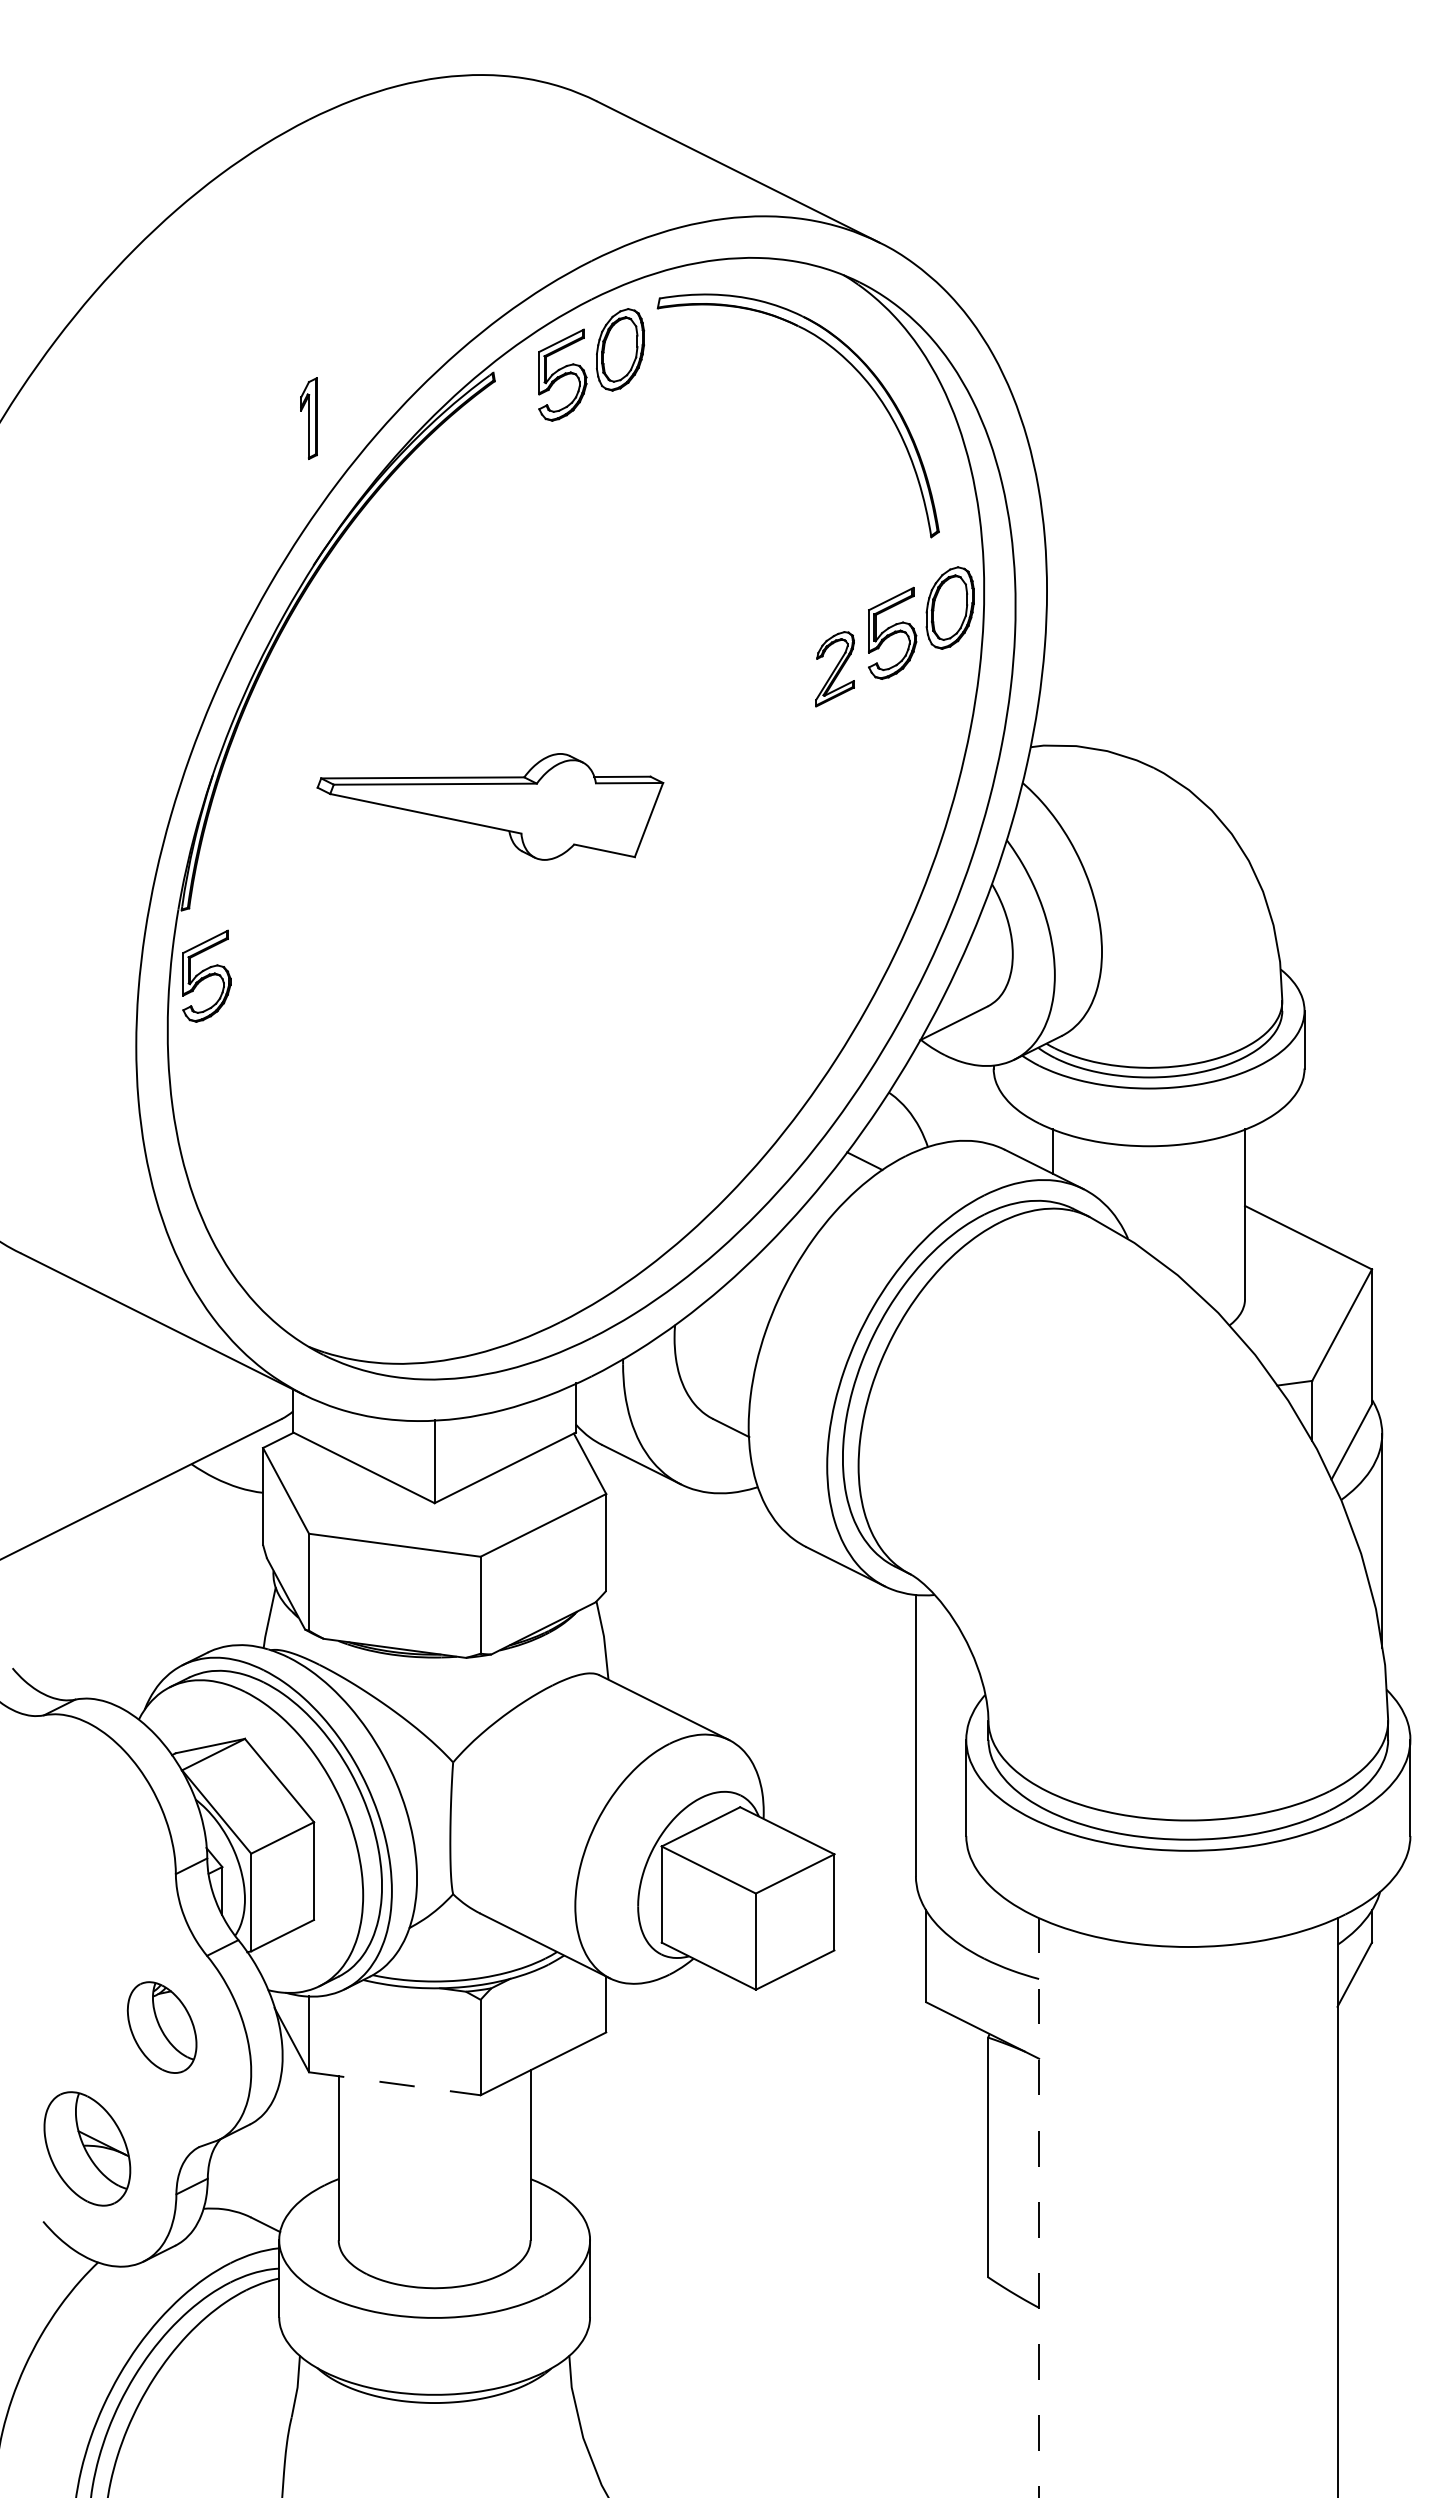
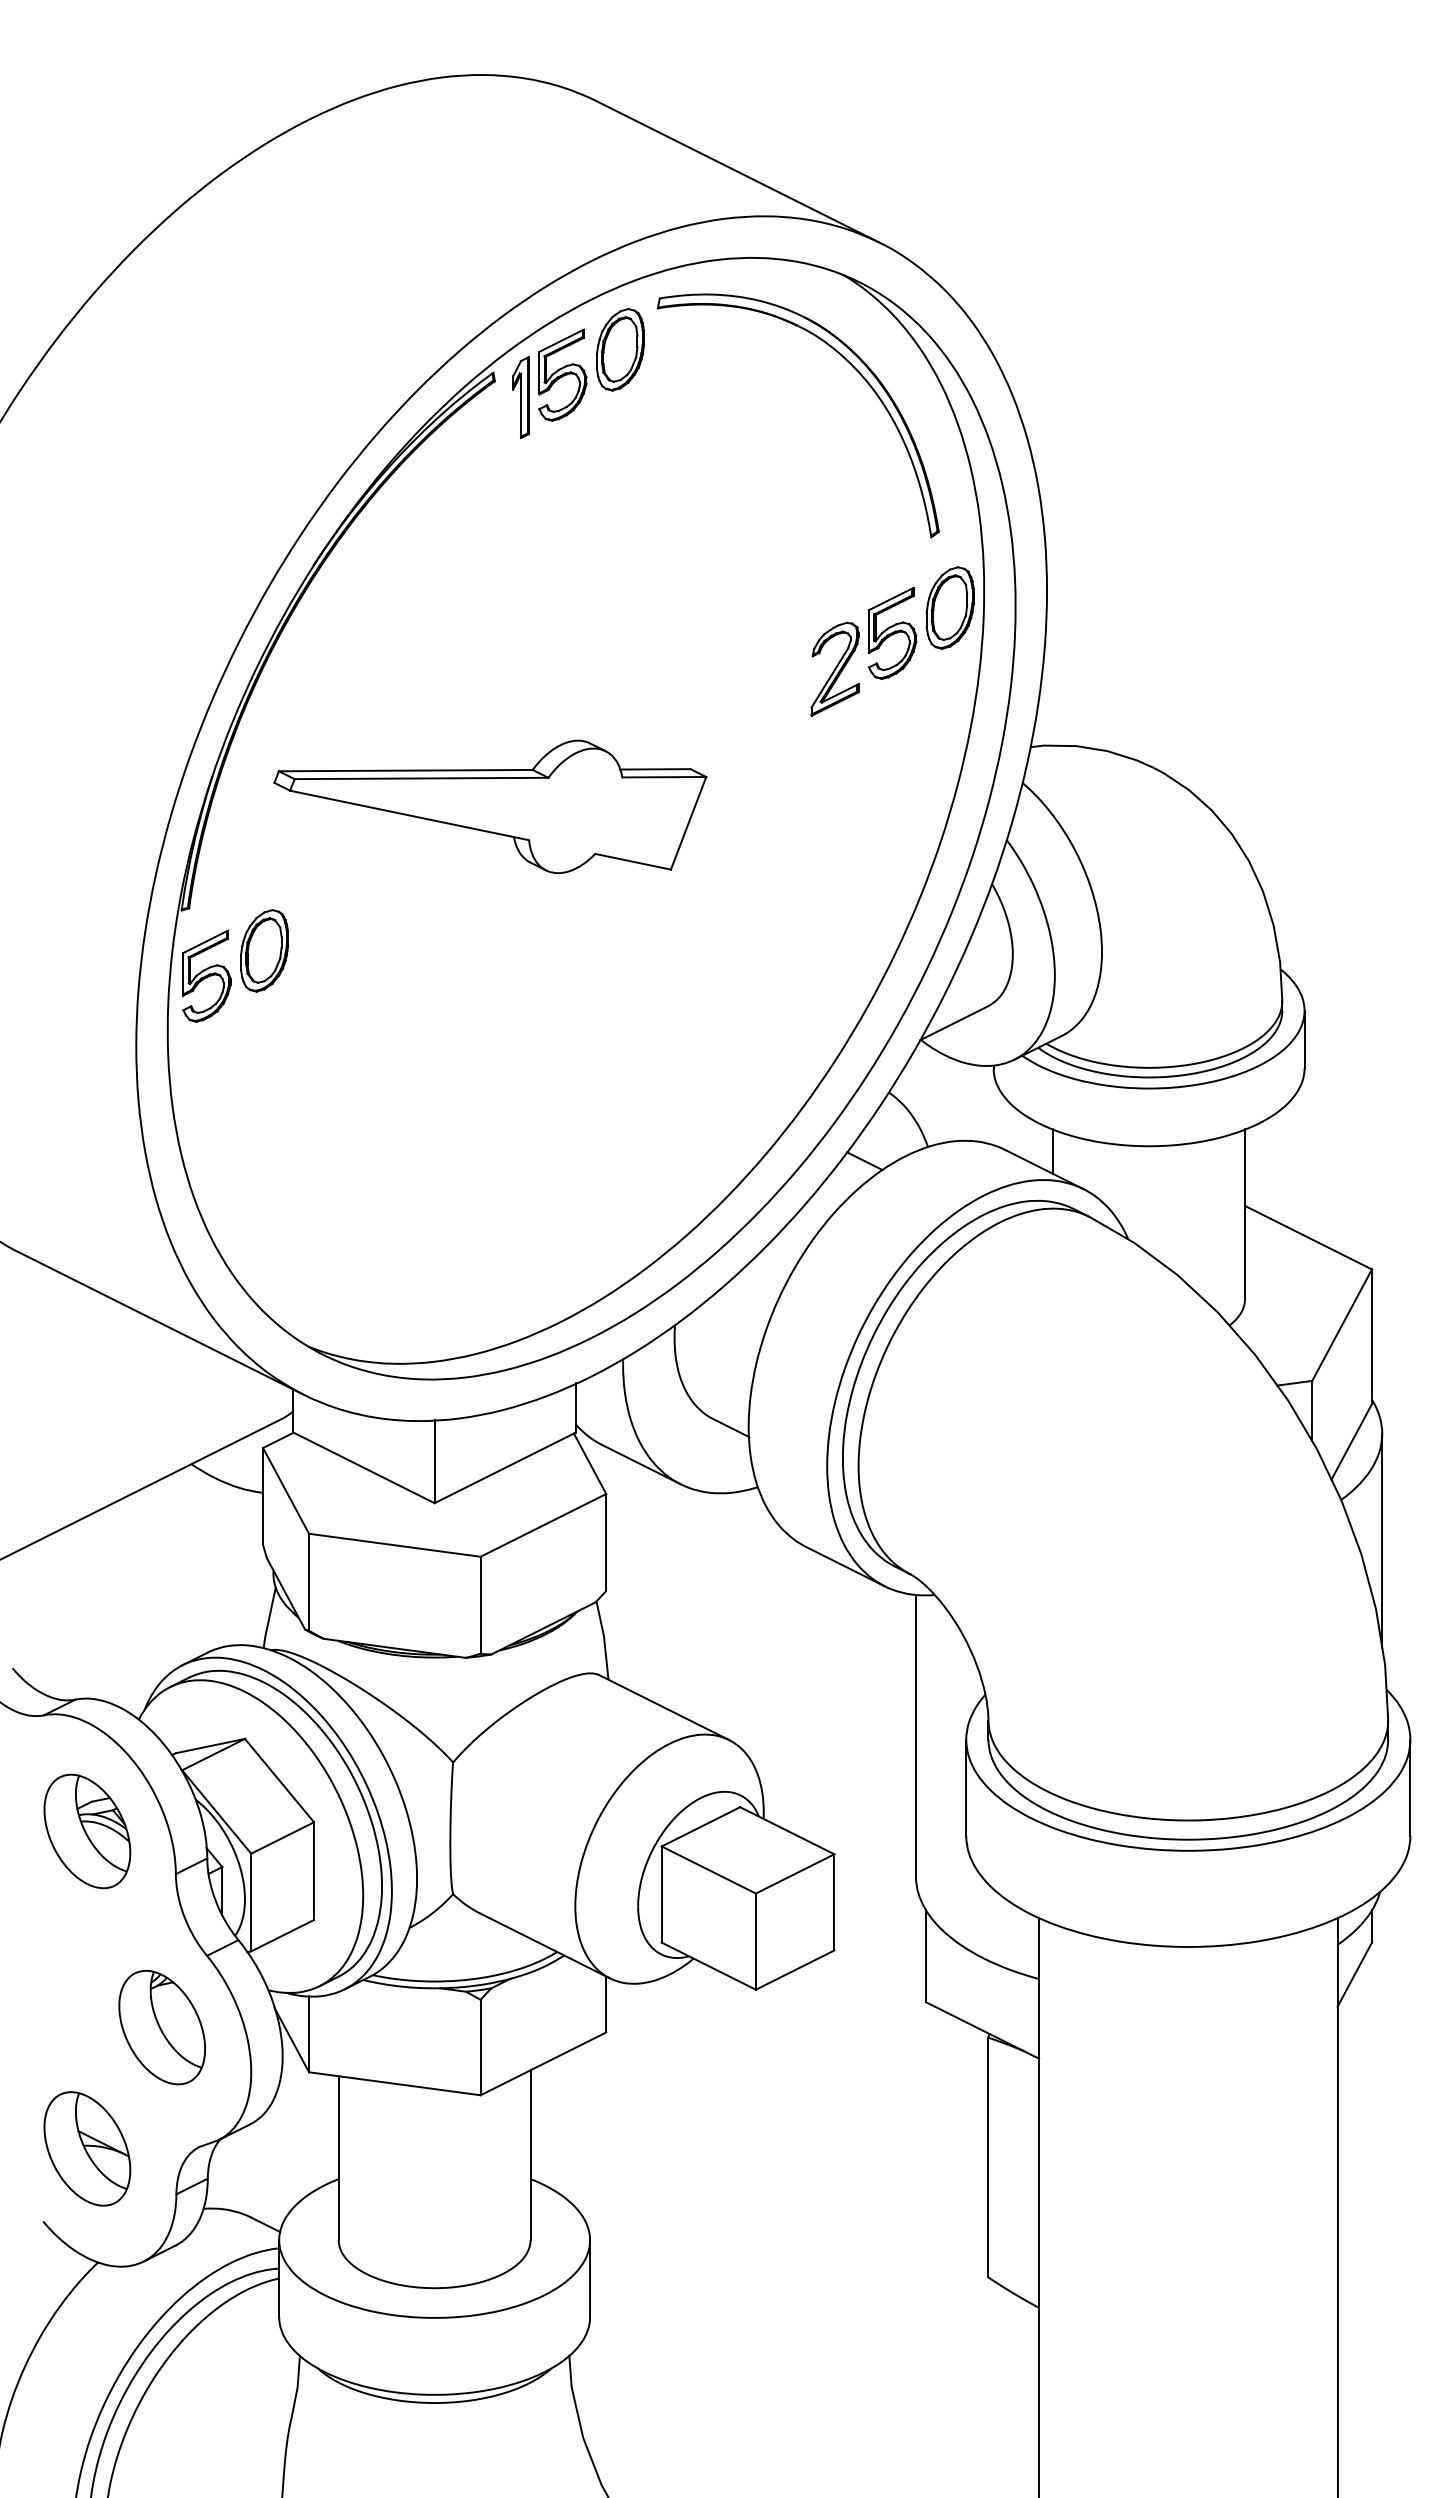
part position: (308, 418) -> (520, 397) (520, 397)
part size: 40x77 px -> 50x96 px (834, 668)
part size: 349x108 px -> 435x136 px (490, 806)
part: none -> present (264, 950)
part: none -> present (87, 1831)
part size: 72x93 px -> 88x117 px (161, 2027)
line: dashed -> solid (394, 2083)
line: dashed -> solid (1039, 2207)
